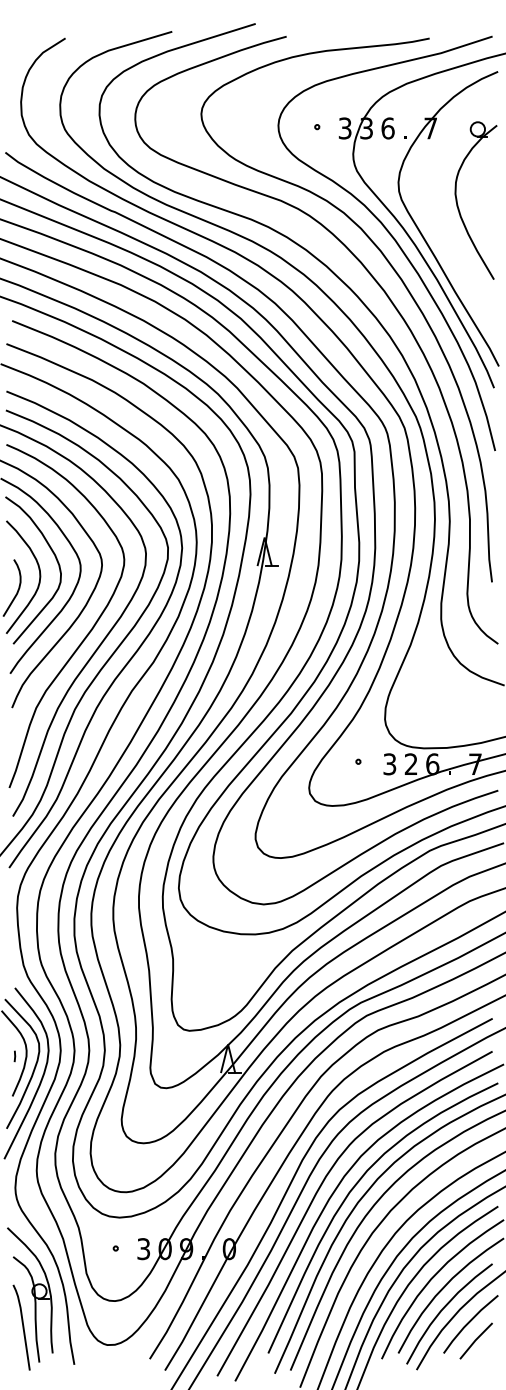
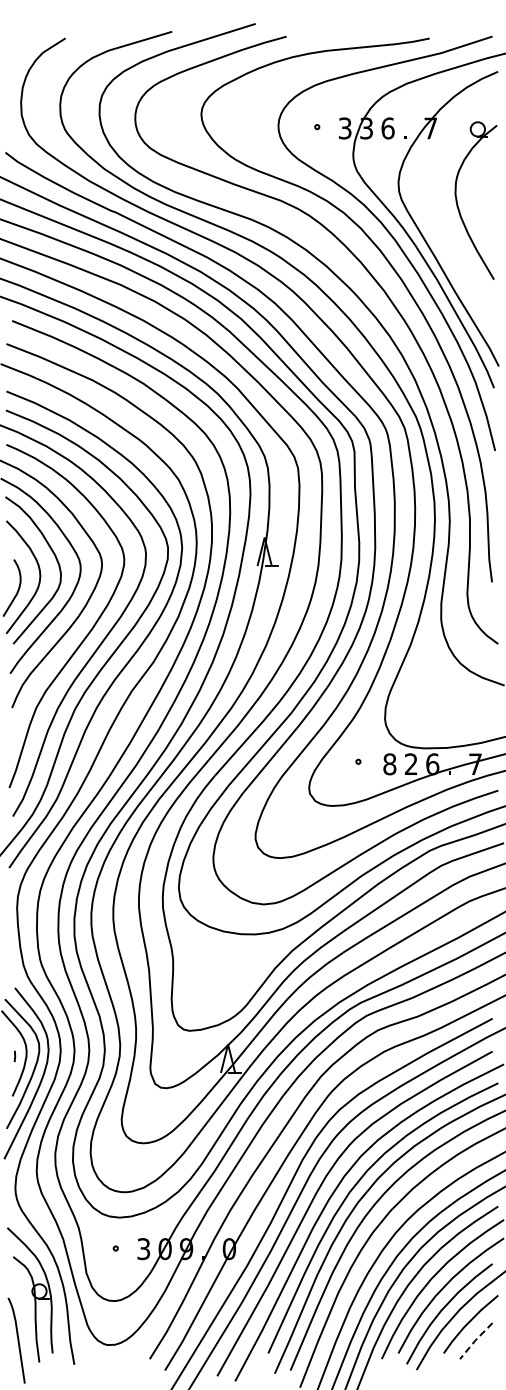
text: 3 -> 8 (389, 764)
line position: (22, 1327) -> (17, 1340) (17, 1340)
line: solid -> dashed (475, 1340)
